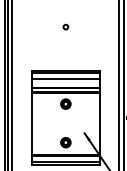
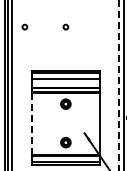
circle: none -> present (24, 26)
line: solid -> dashed (119, 84)
line: solid -> dashed (32, 124)
